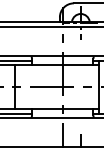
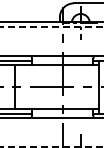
line: solid -> dashed (52, 27)
line: solid -> dashed (52, 147)
